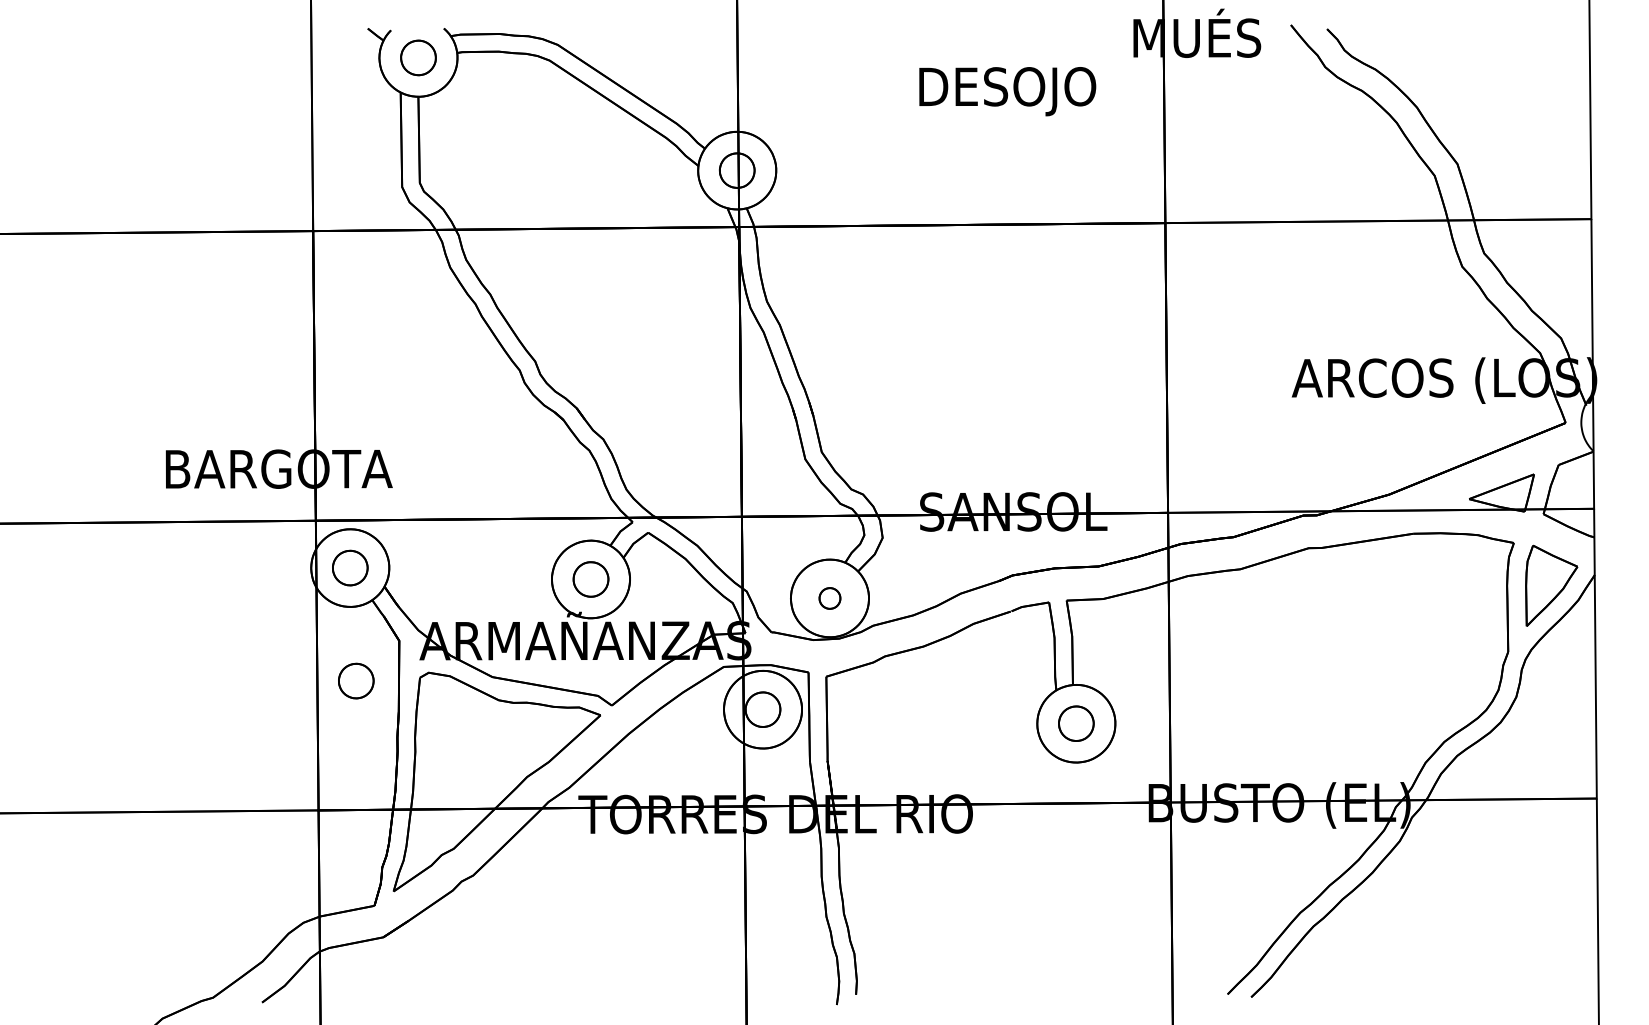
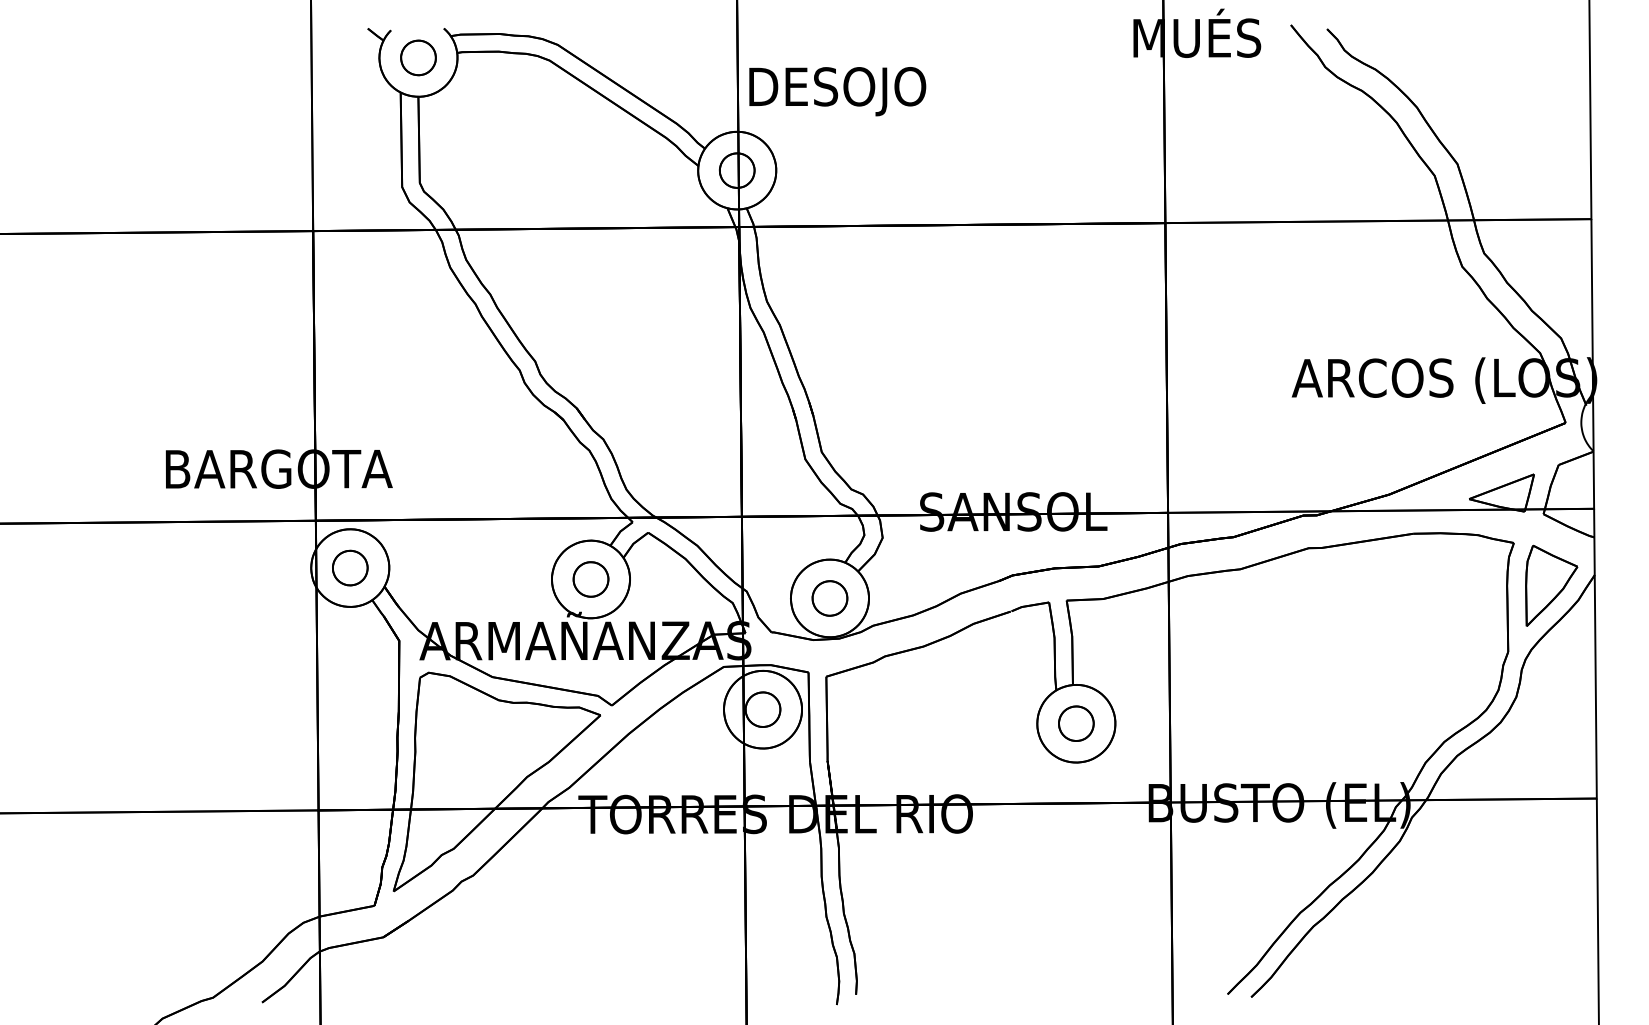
text position: (1007, 91) -> (837, 91) (837, 91)
part size: 24x23 px -> 38x37 px (829, 598)
part: present -> none (356, 680)
